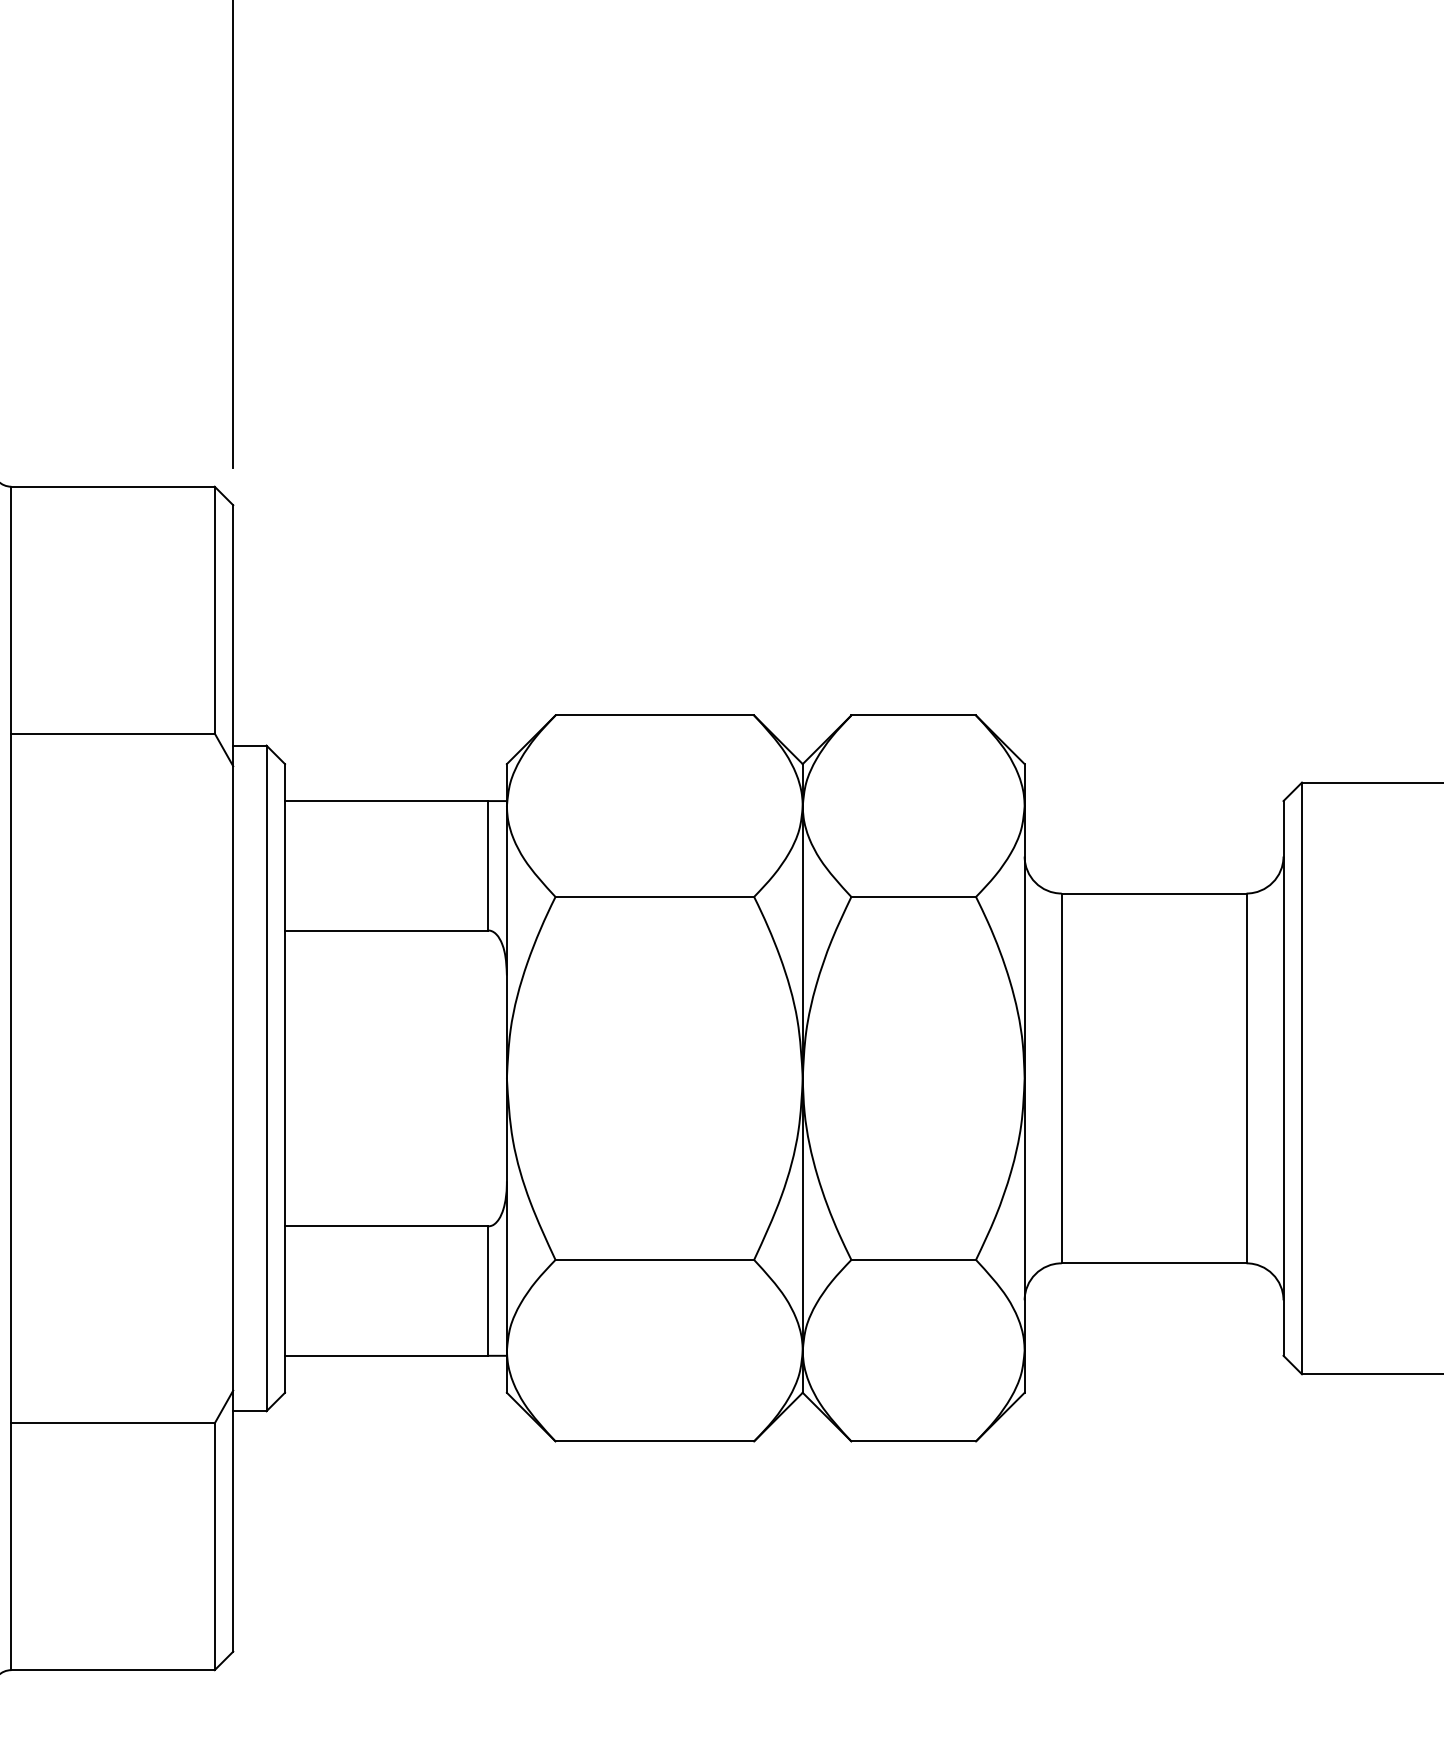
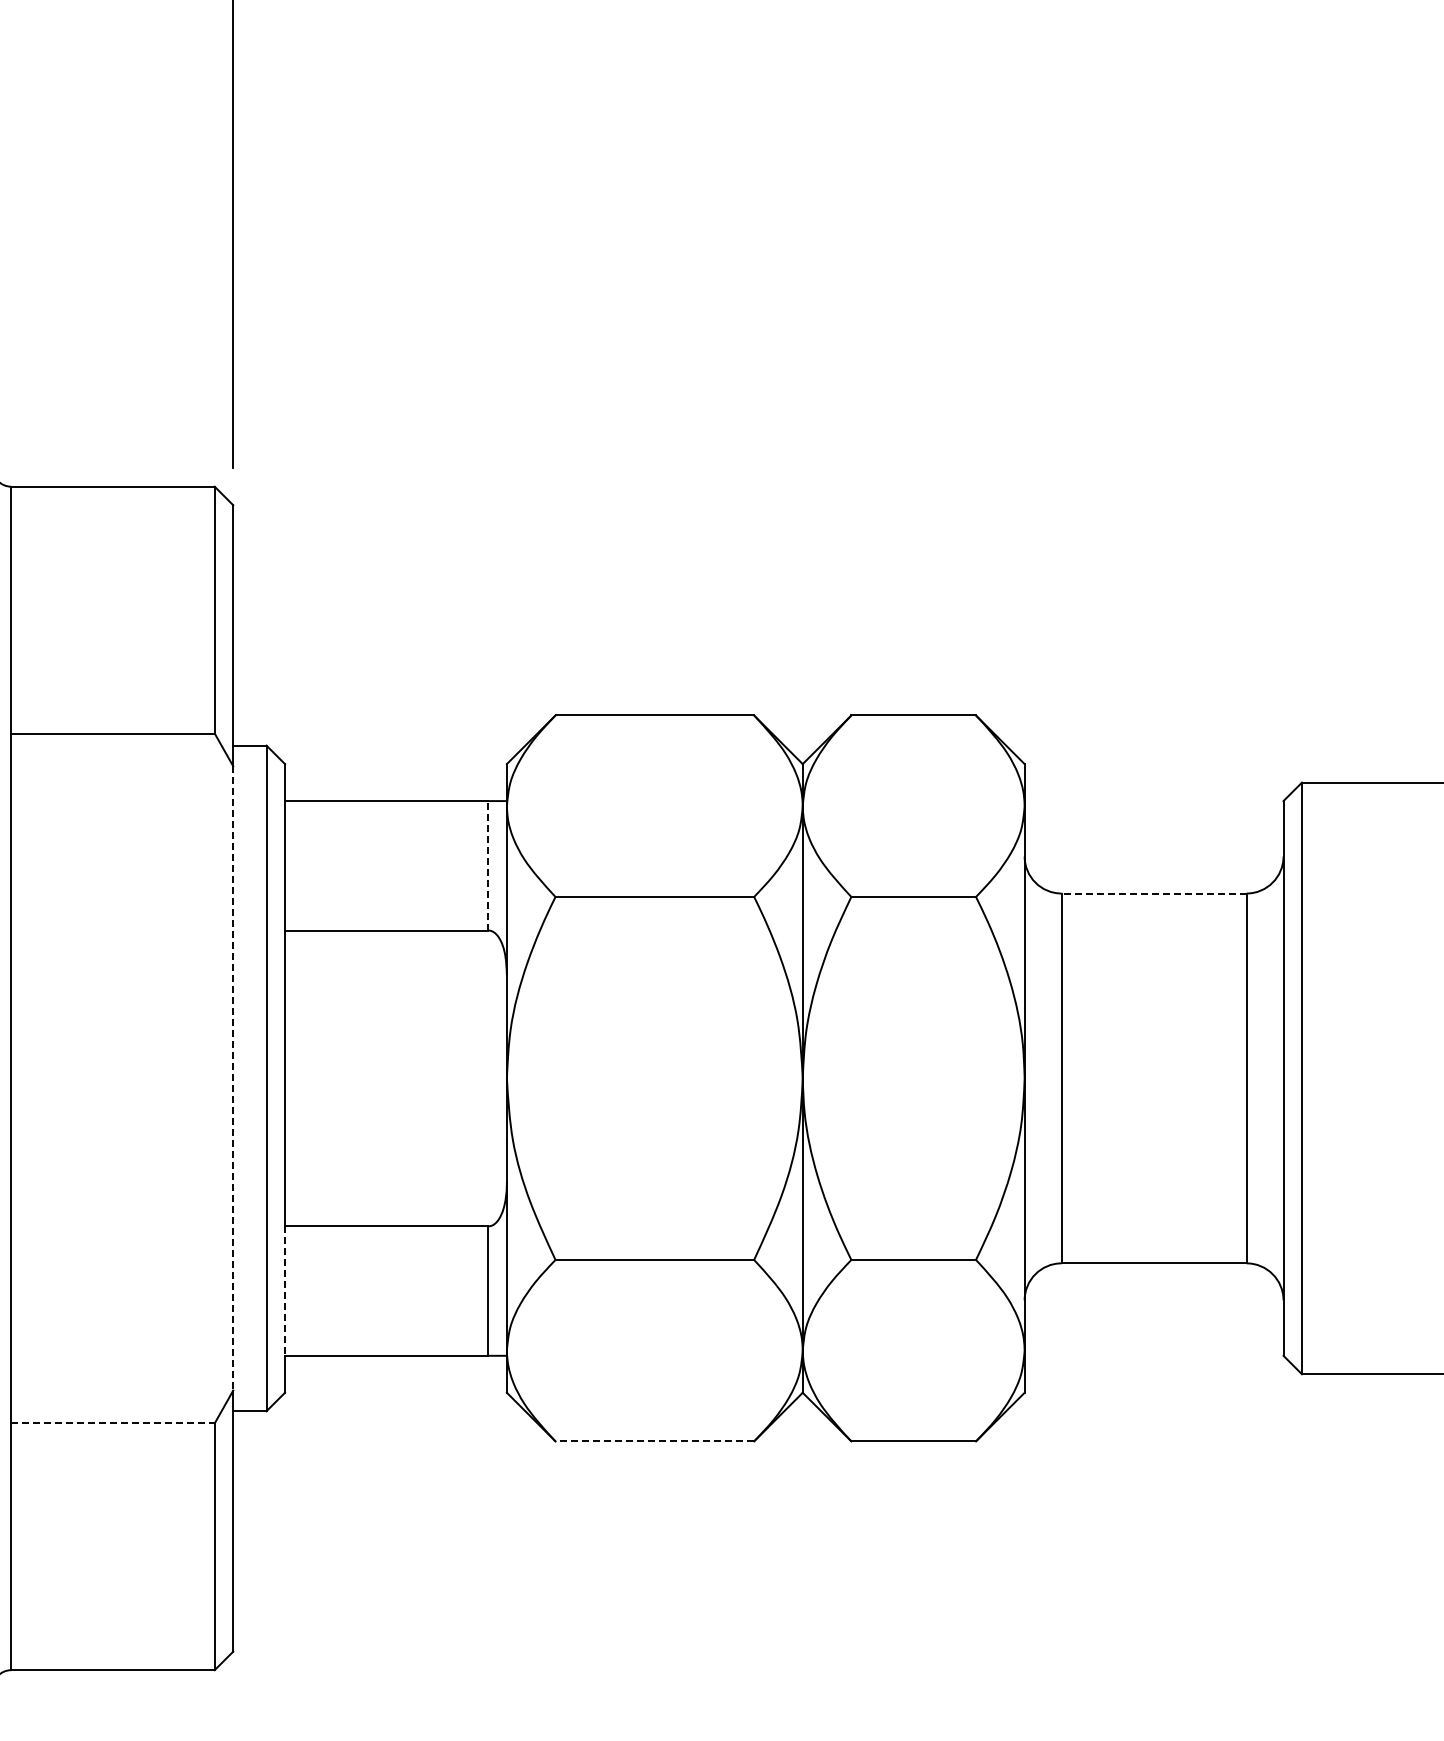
line: solid -> dashed (488, 865)
line: solid -> dashed (1153, 893)
line: solid -> dashed (233, 1078)
line: solid -> dashed (285, 1291)
line: solid -> dashed (113, 1423)
line: solid -> dashed (654, 1441)
